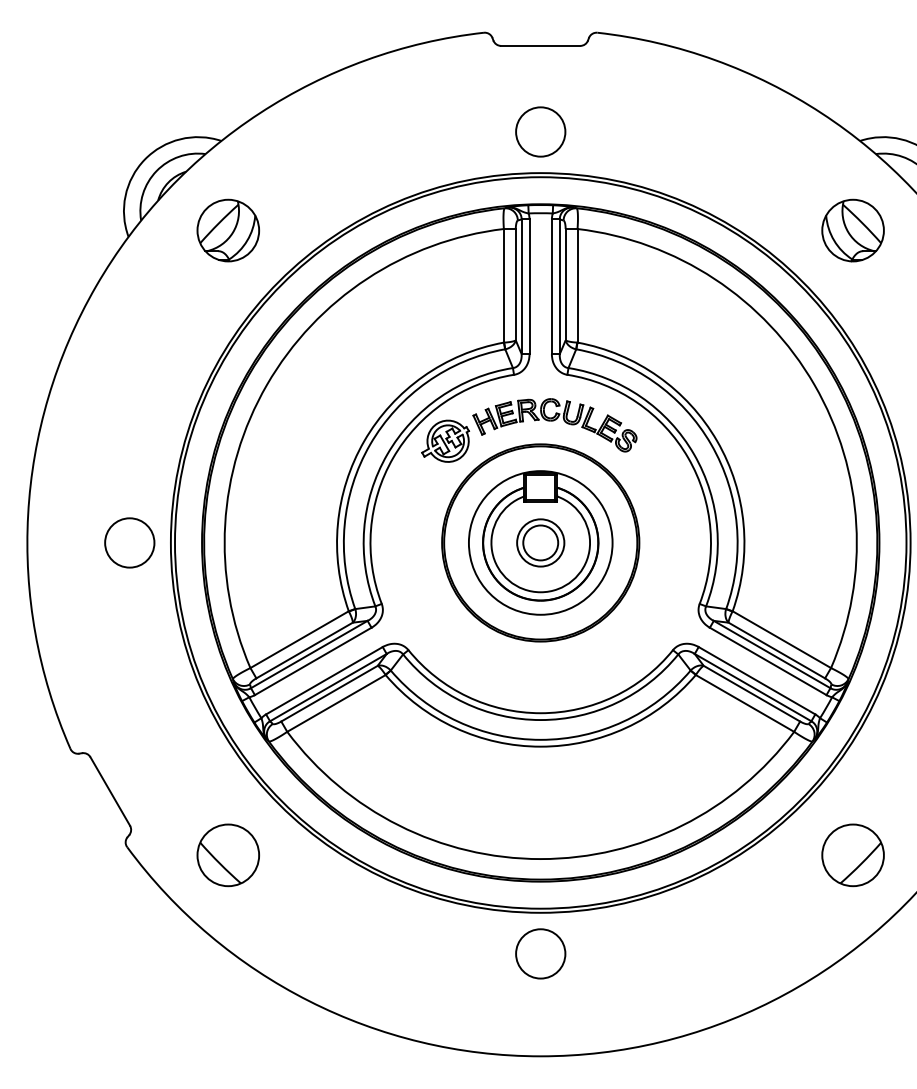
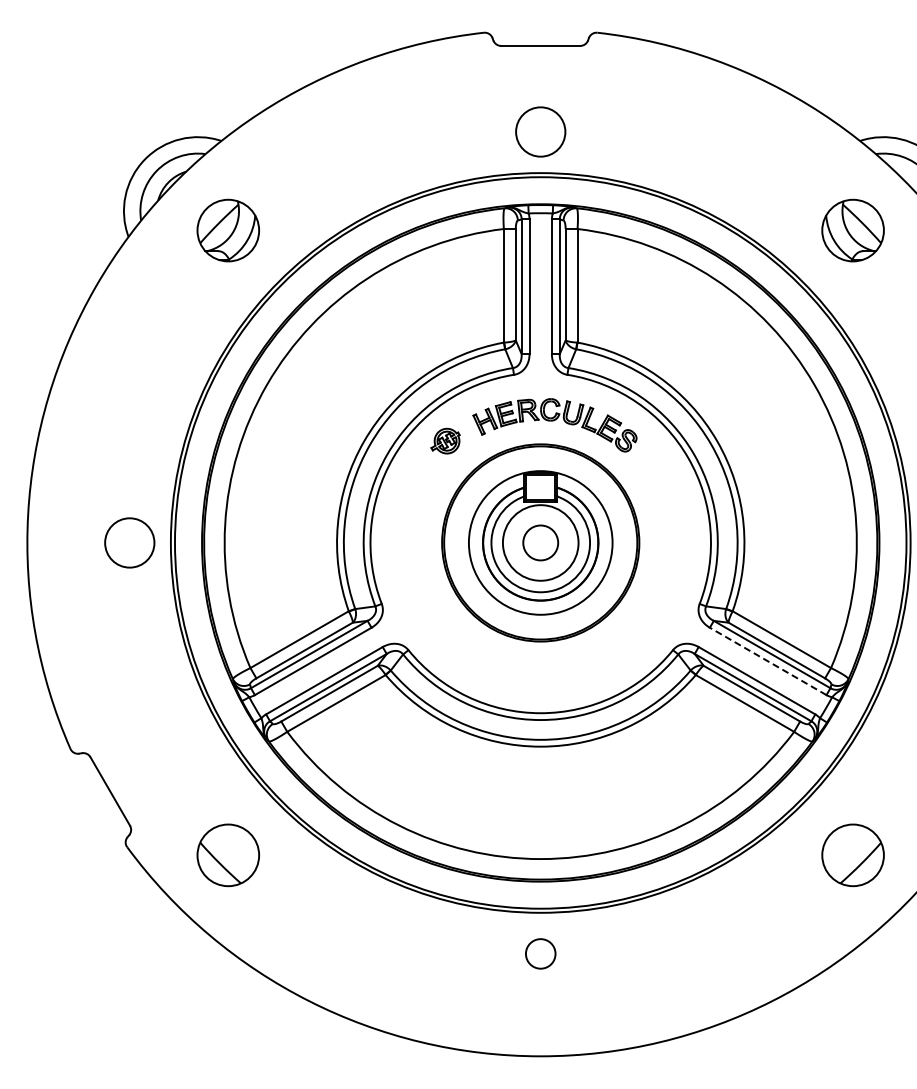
part size: 49x44 px -> 31x28 px (445, 440)
circle diameter: 47 px -> 76 px (540, 542)
line: solid -> dashed (767, 661)
circle diameter: 49 px -> 30 px (540, 953)
